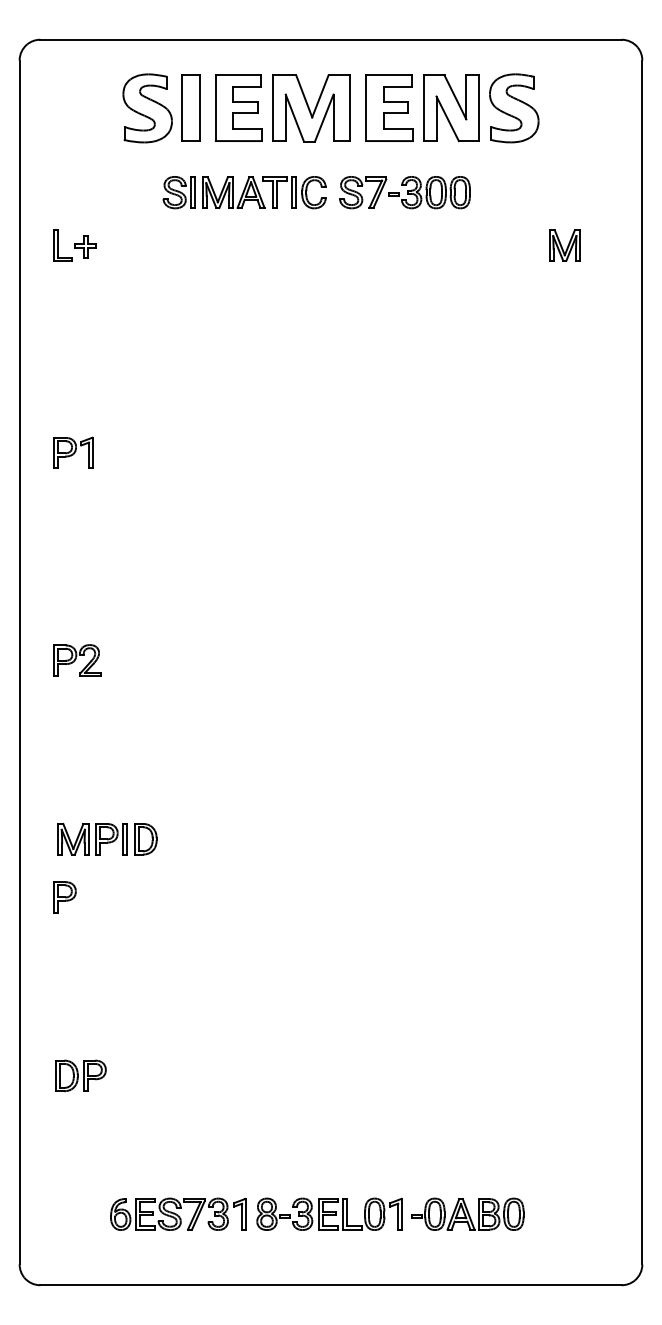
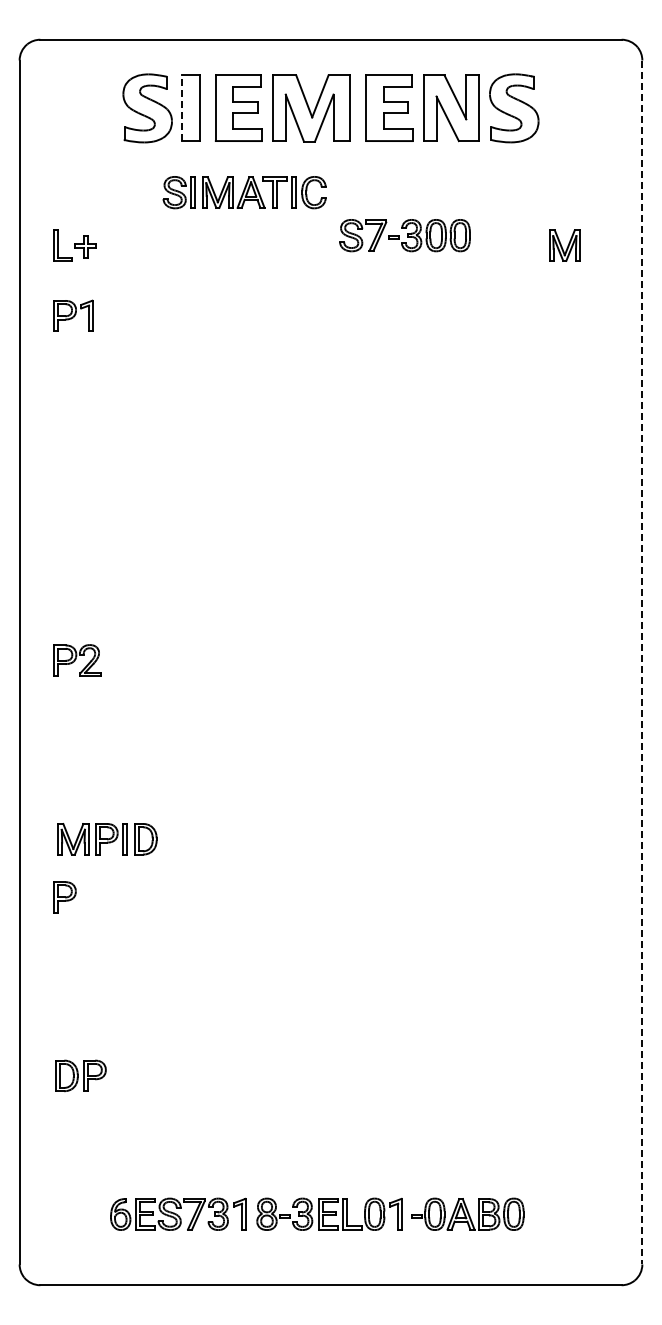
line: solid -> dashed (181, 108)
part position: (404, 192) -> (404, 235) (404, 235)
part position: (73, 452) -> (73, 315) (73, 315)
line: solid -> dashed (642, 662)
